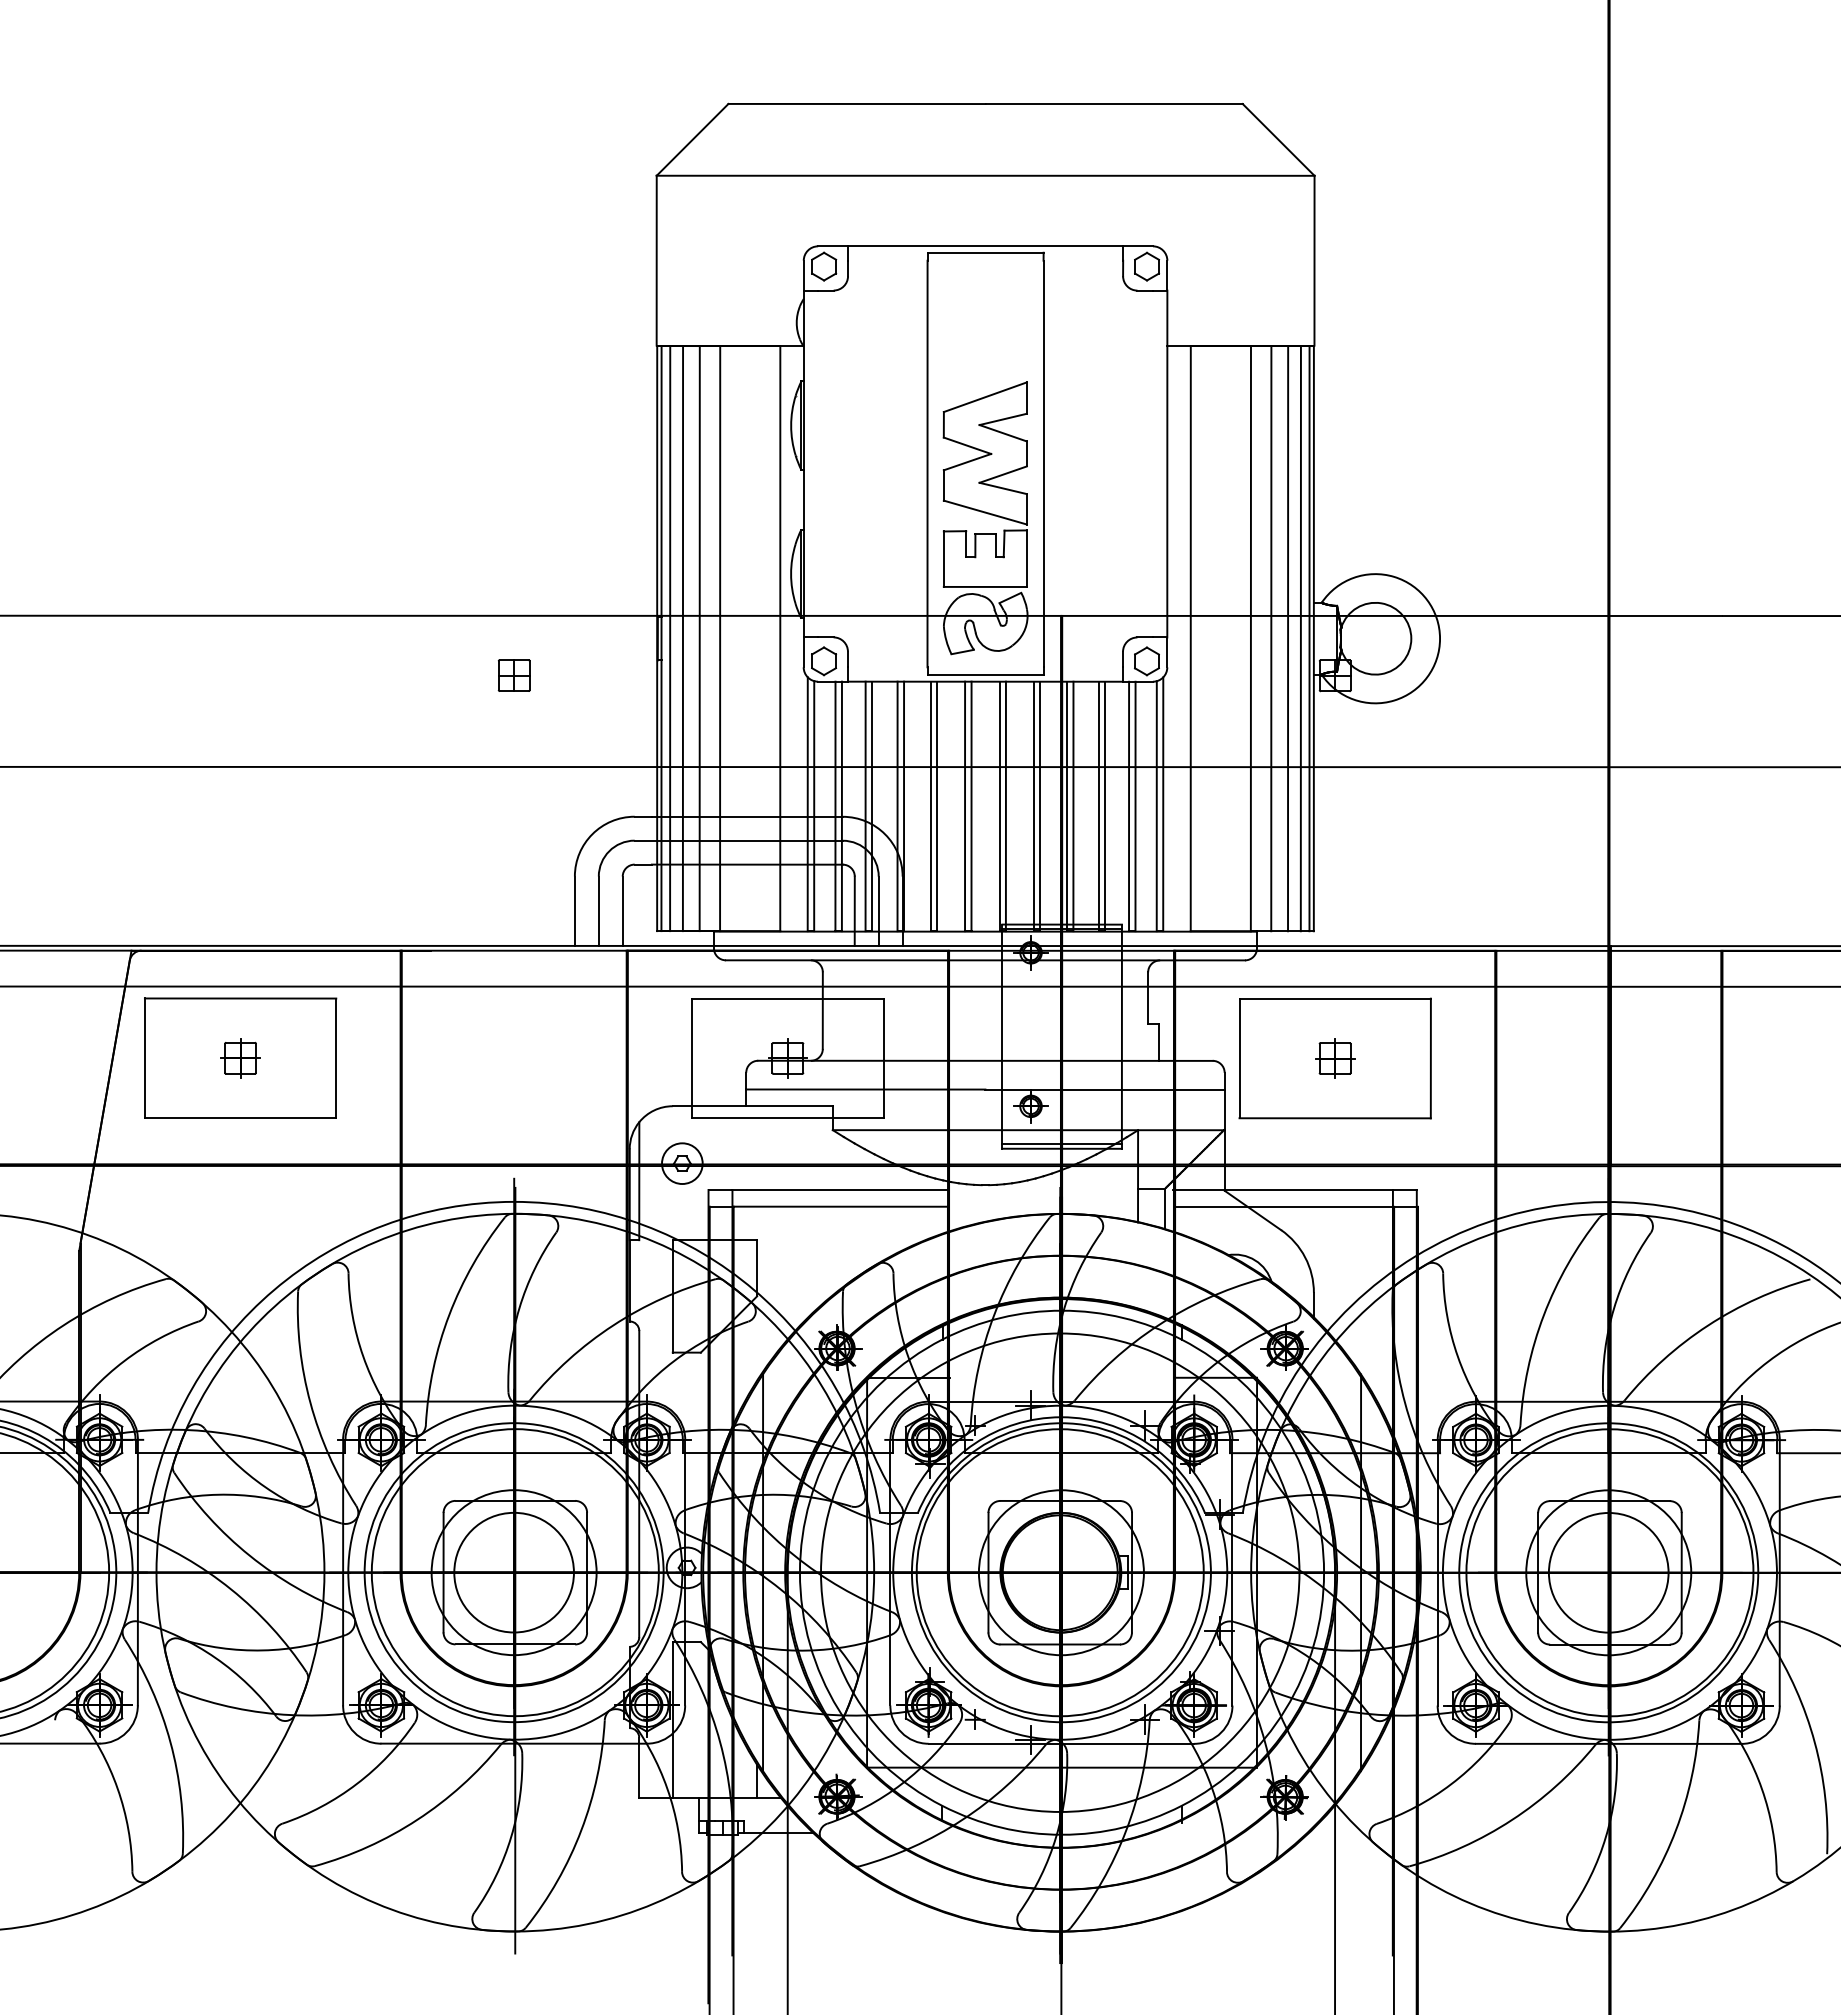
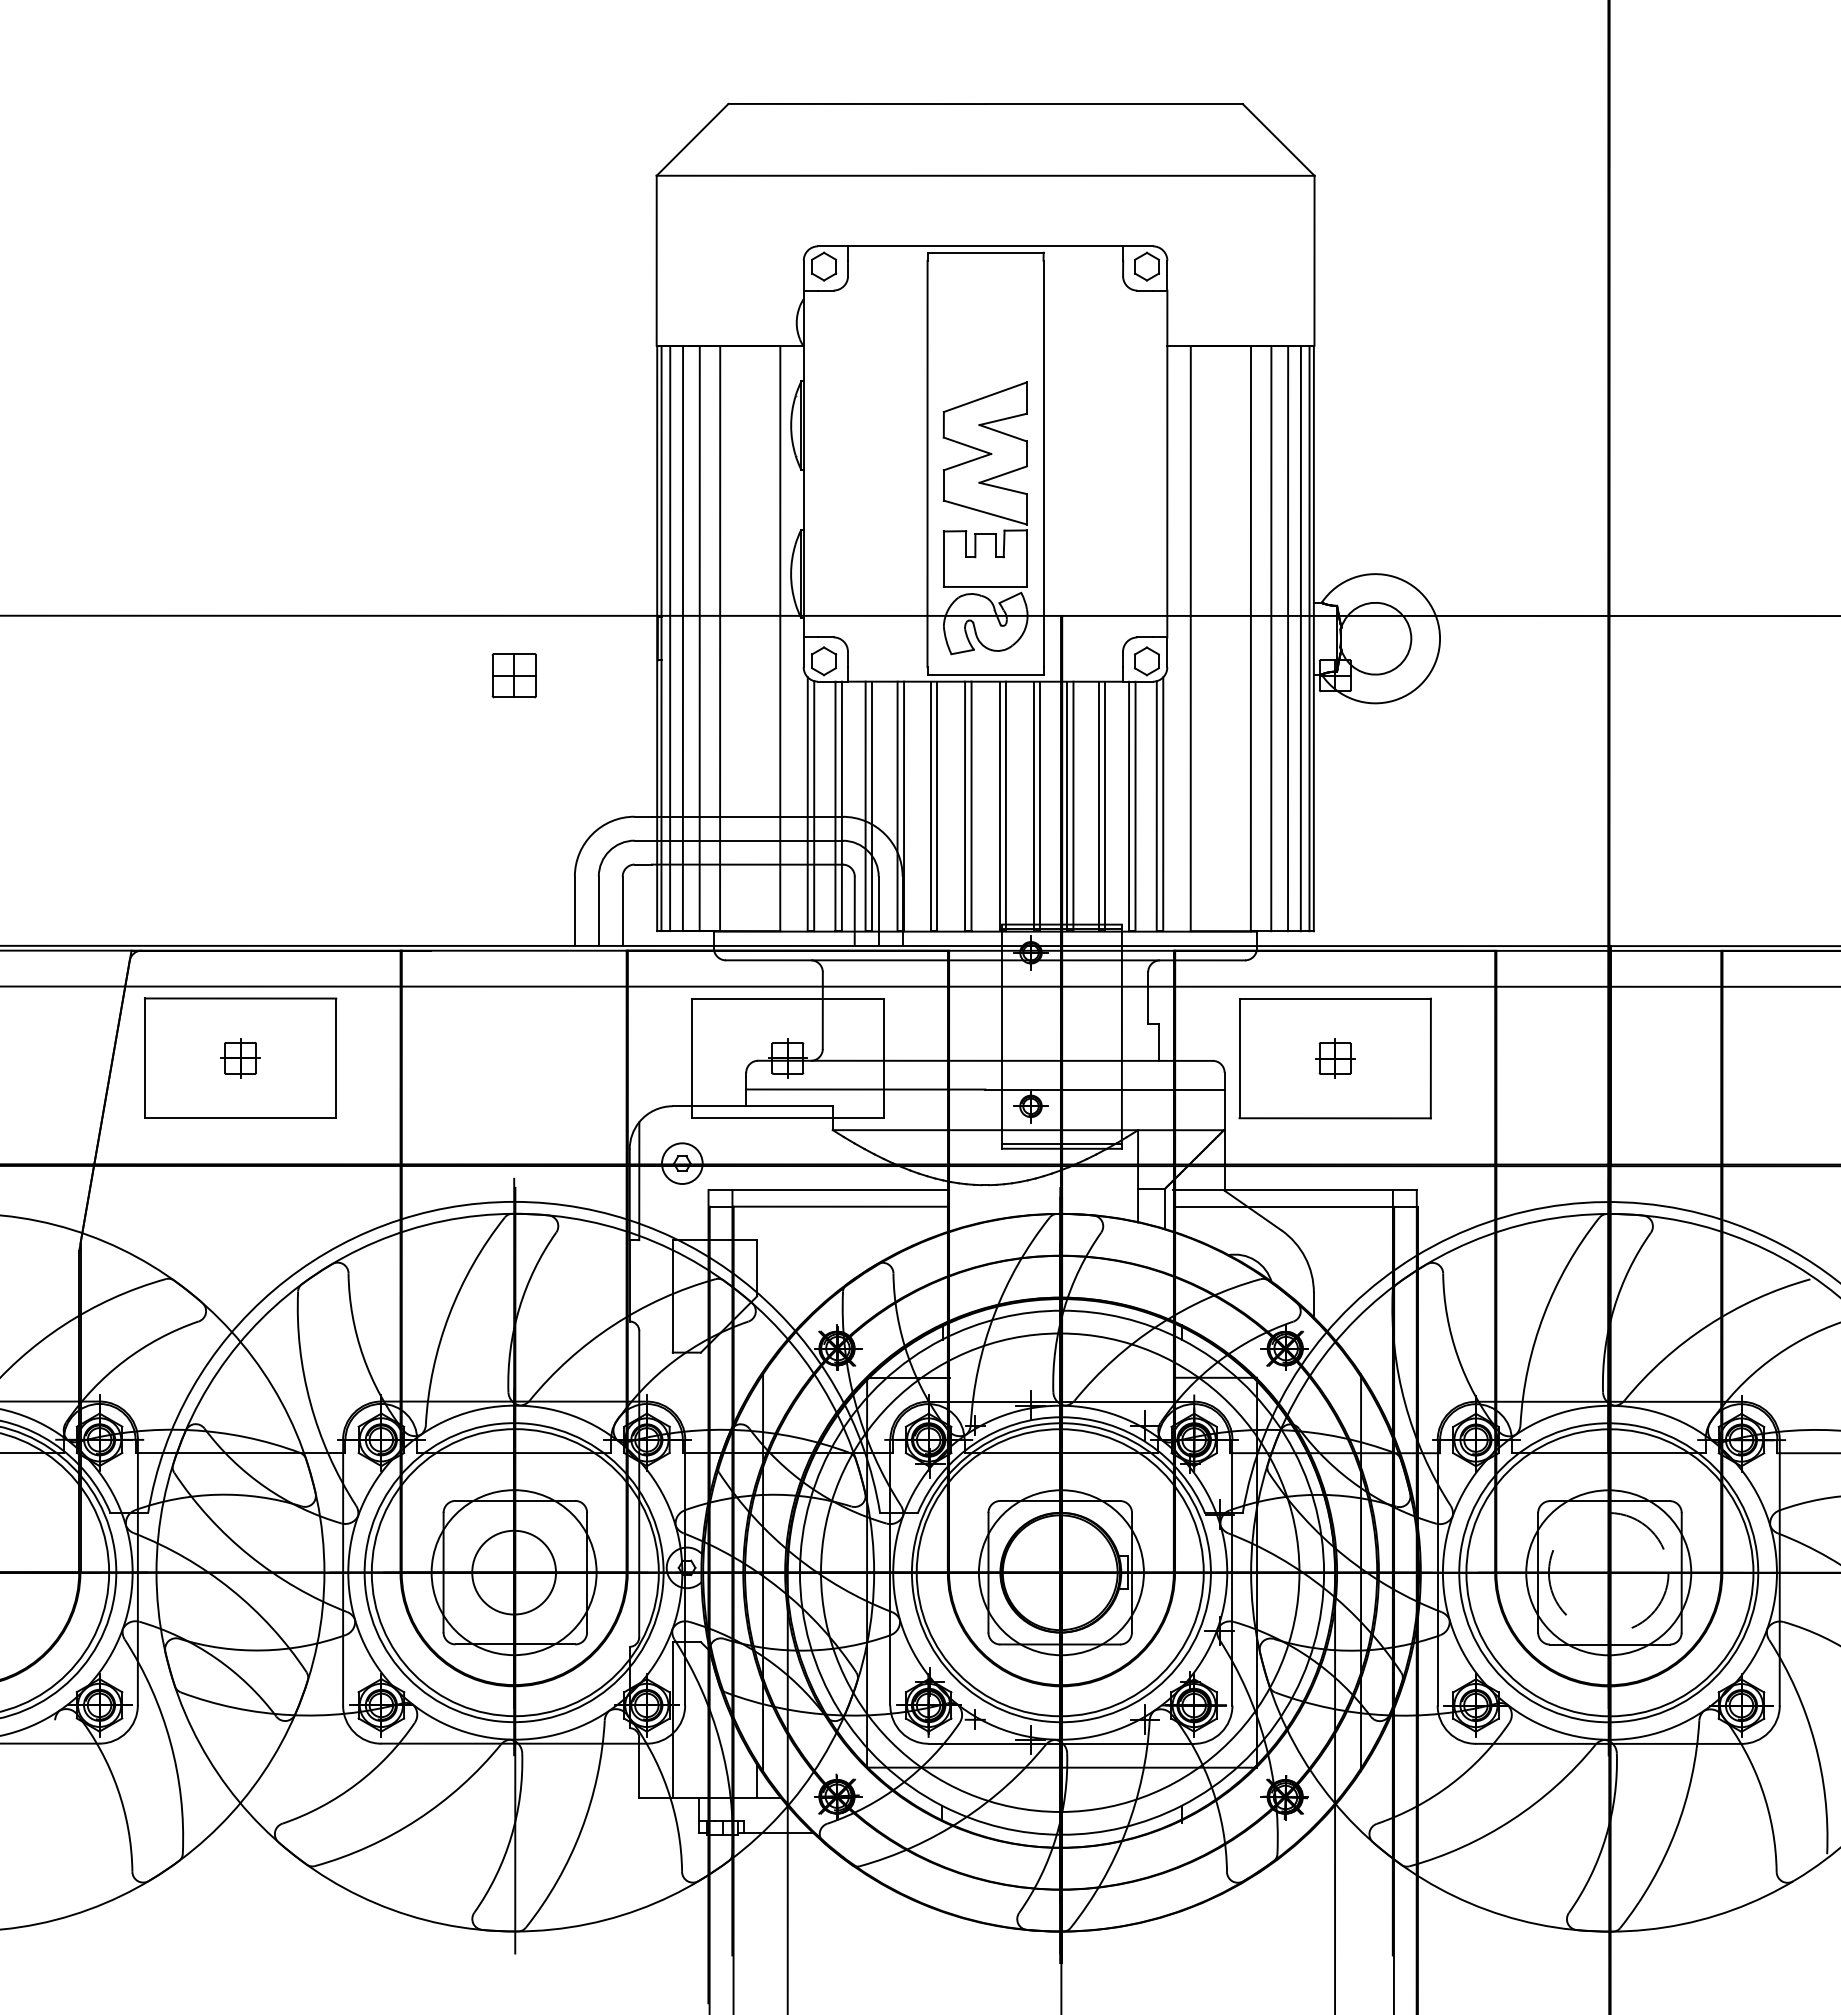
part size: 34x33 px -> 46x46 px (513, 675)
line: present -> none (919, 766)
circle diameter: 120 px -> 84 px (514, 1572)
circle: solid -> dashed (1608, 1572)
